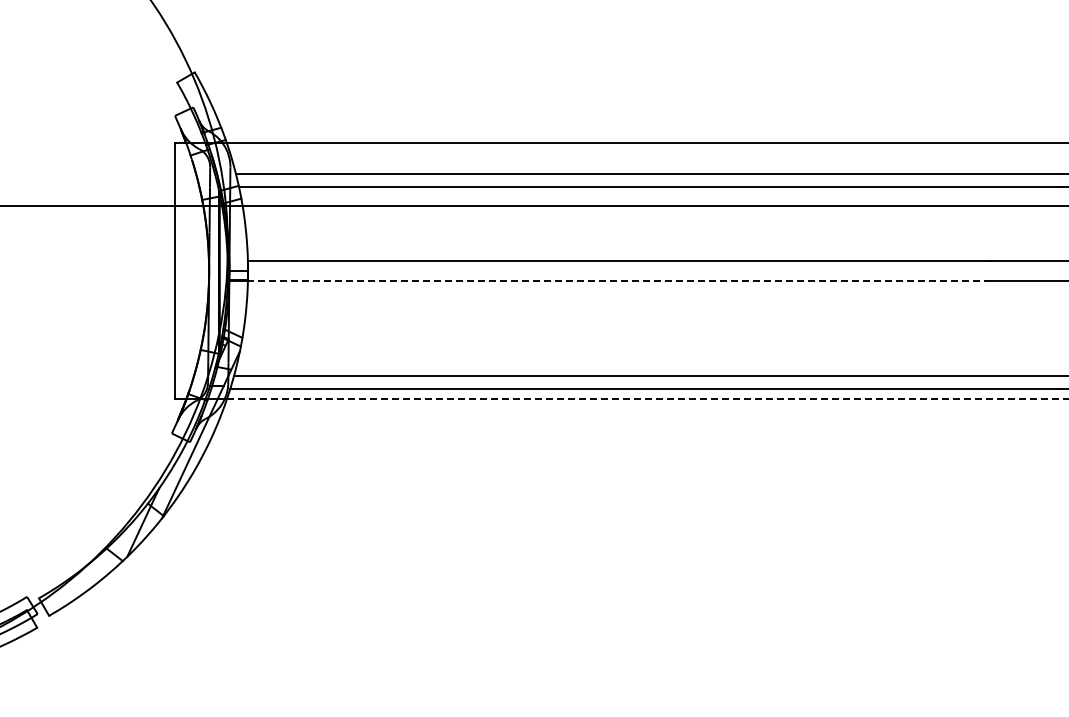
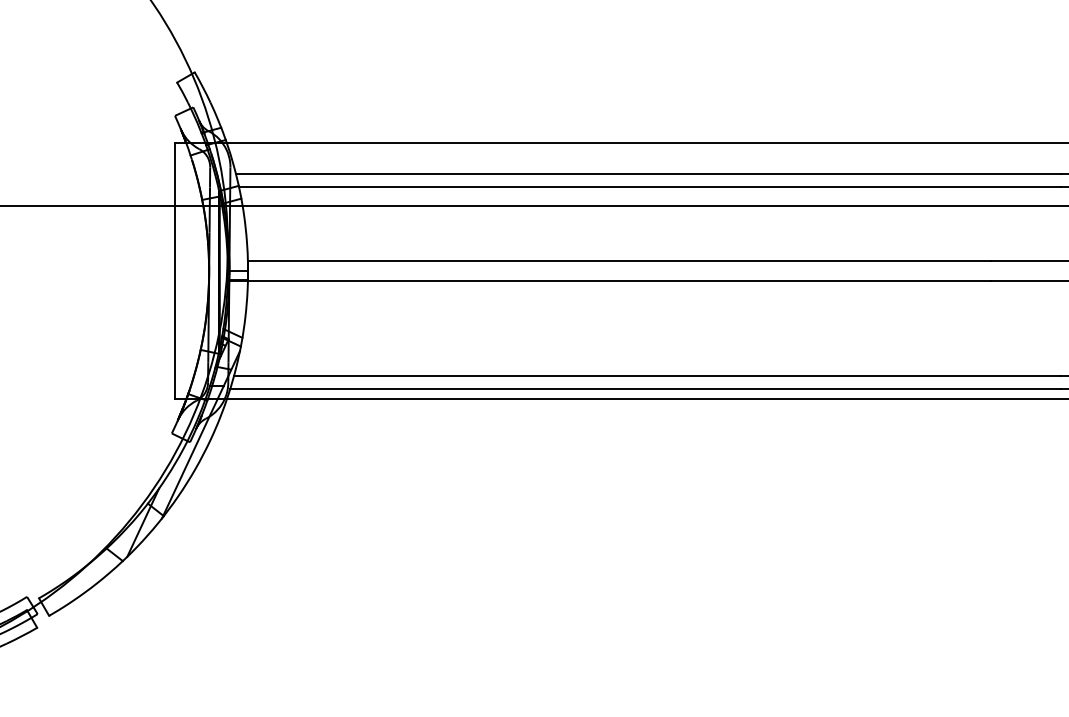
line: dashed -> solid (619, 281)
line: dashed -> solid (647, 399)
